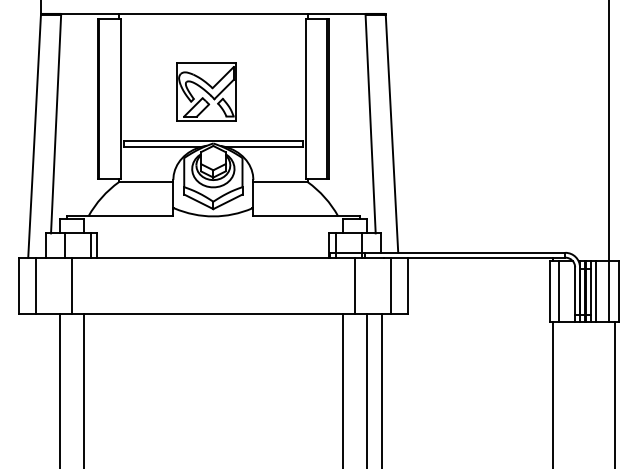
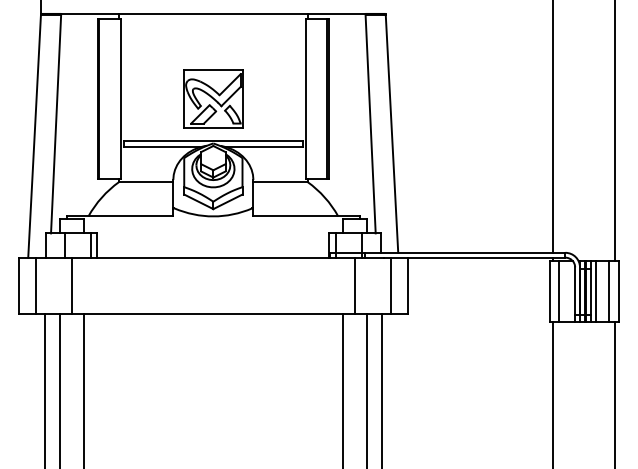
part position: (206, 91) -> (213, 98) (213, 98)
line: none -> present (553, 127)
line position: (609, 131) -> (615, 131) (615, 131)
line: none -> present (44, 389)
